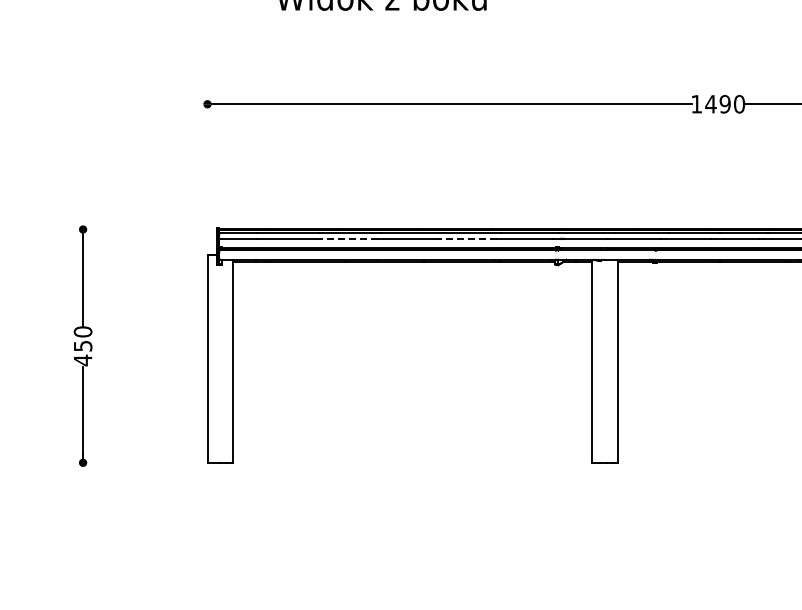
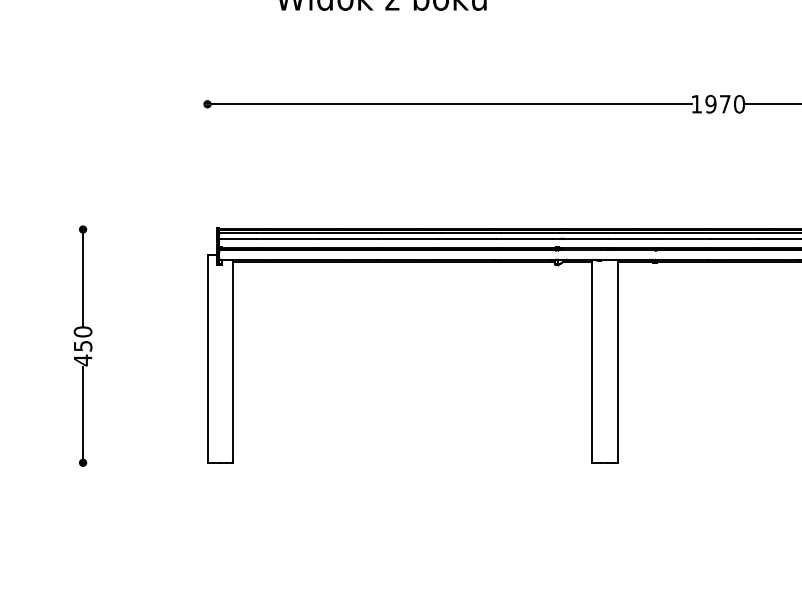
text: 1490 -> 1970 (717, 104)
line: dashed -> solid (347, 238)
line: dashed -> solid (466, 238)
